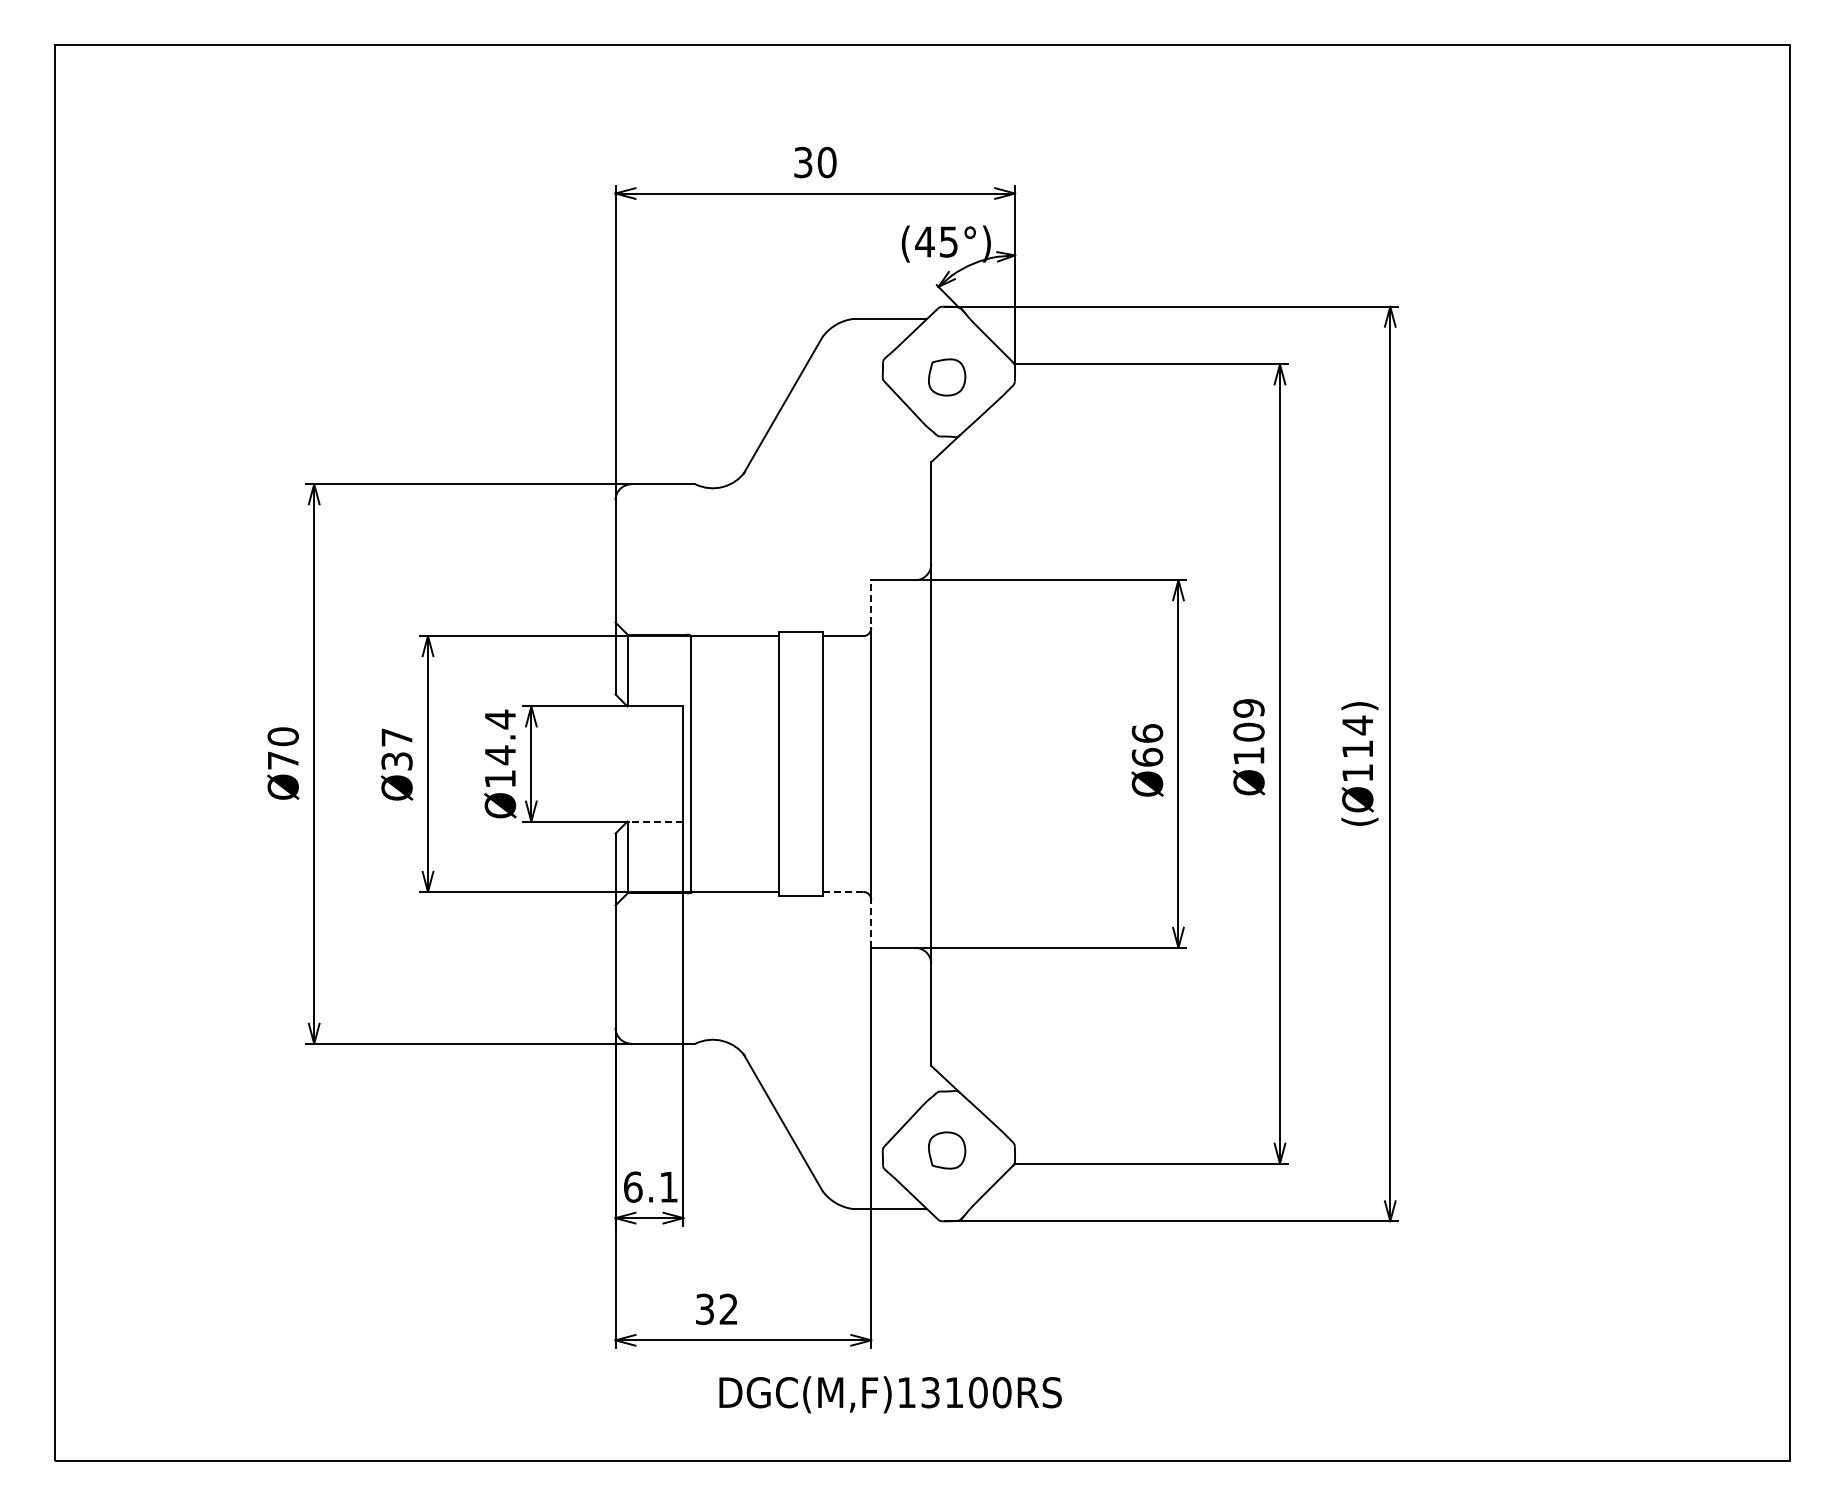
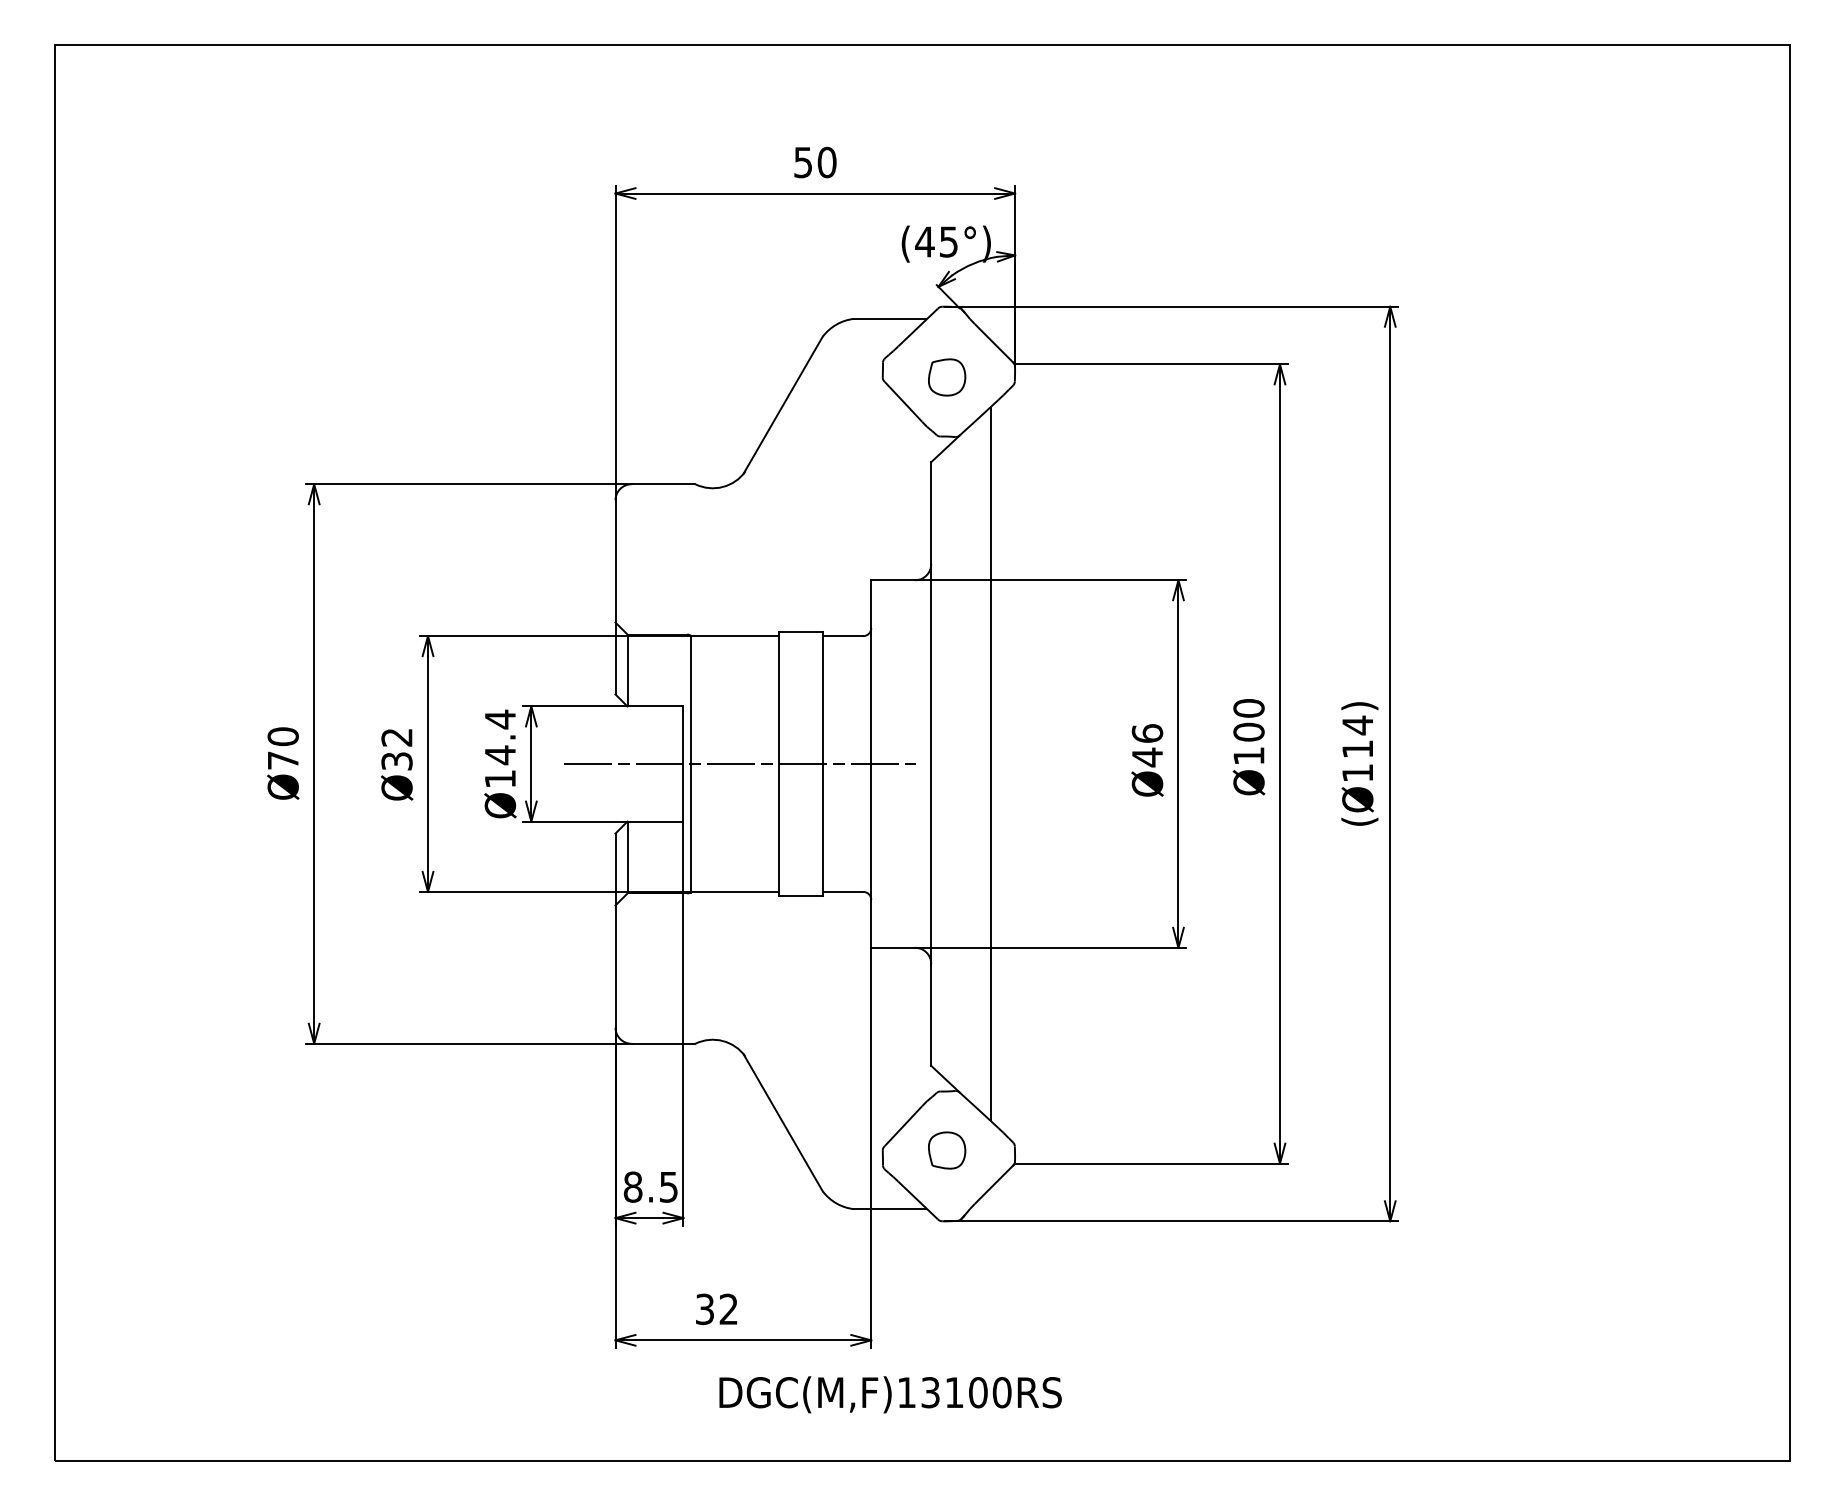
text: 30 -> 50 (803, 161)
line: dashed -> solid (871, 606)
text: Ø109 -> Ø100 (1248, 708)
text: Ø37 -> Ø32 (396, 737)
text: Ø66 -> Ø46 (1147, 757)
line: none -> present (991, 763)
line: none -> present (739, 764)
line: dashed -> solid (655, 821)
line: dashed -> solid (843, 891)
line: dashed -> solid (871, 920)
text: 6.1 -> 8.5 (650, 1186)
